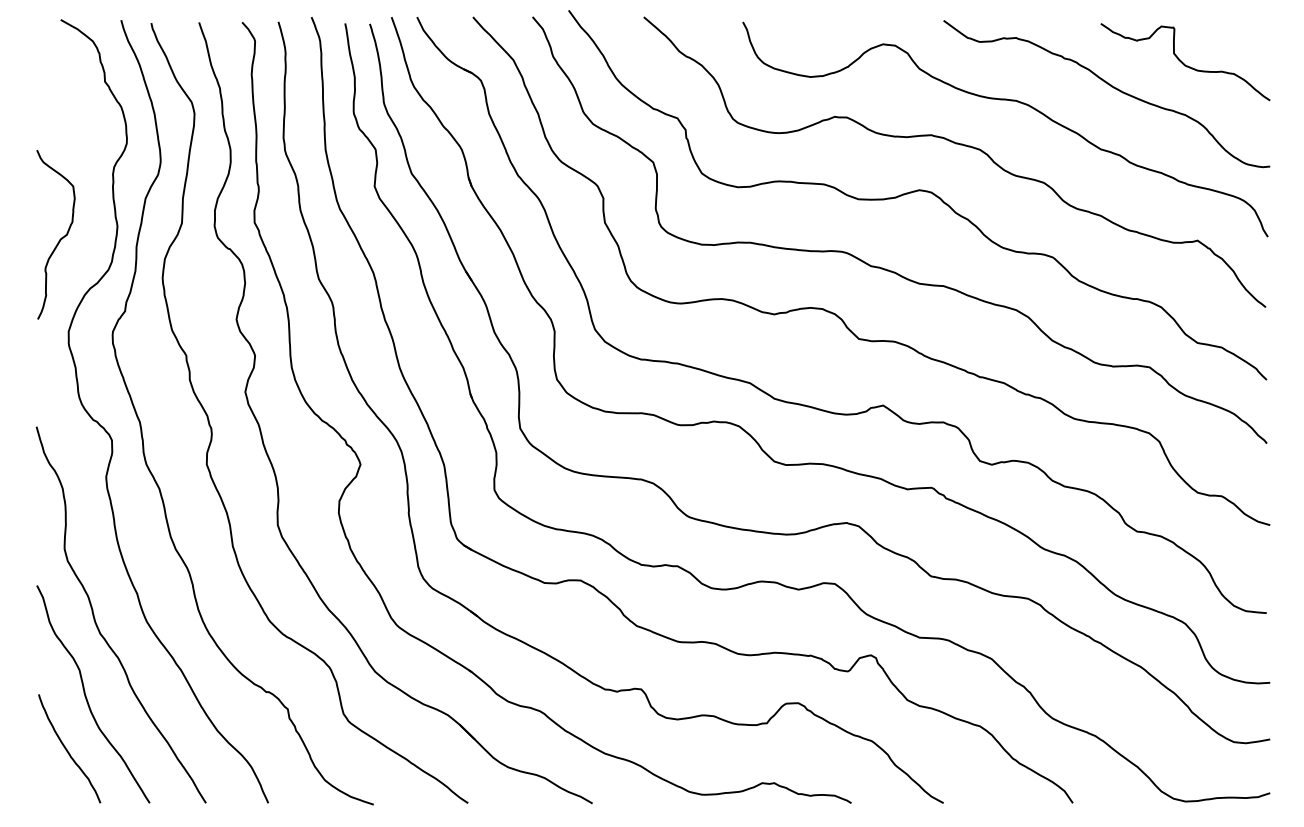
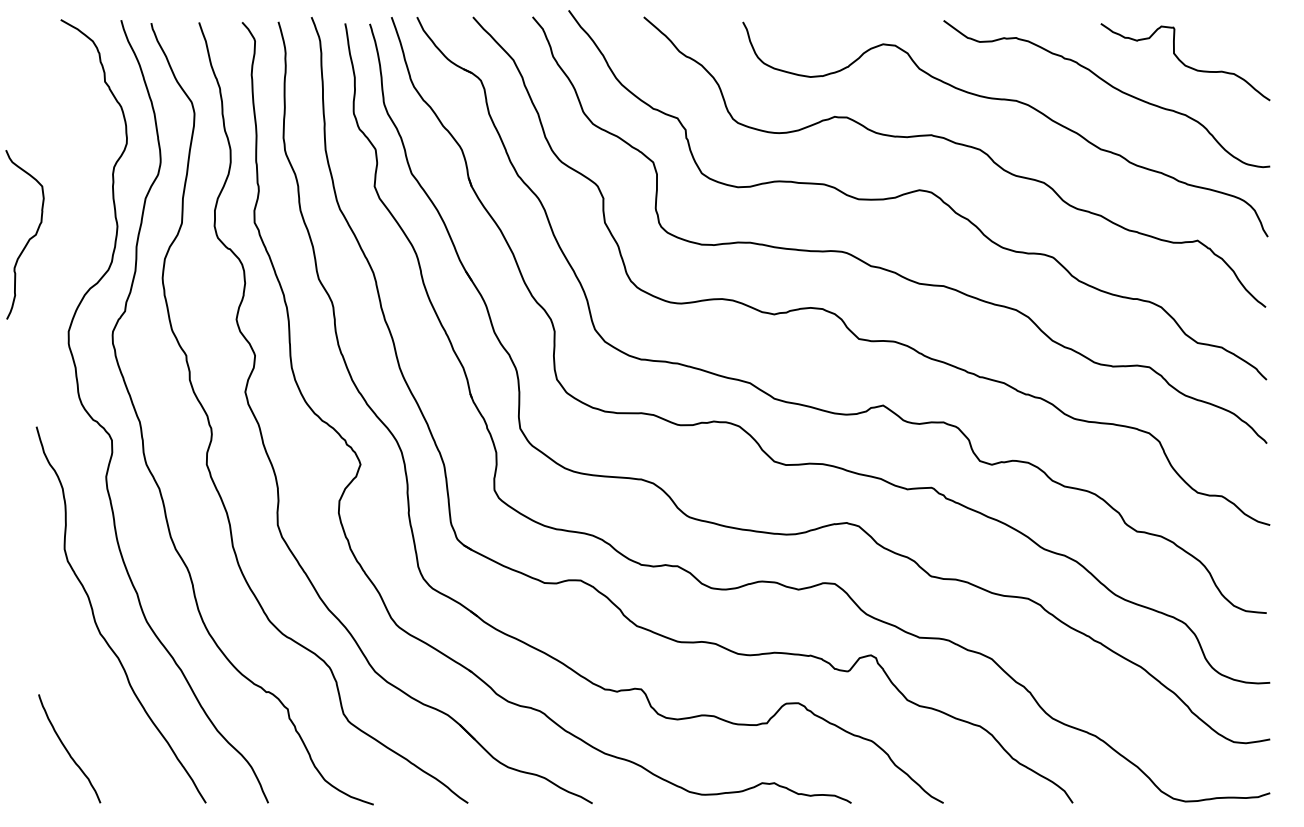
curve position: (60, 238) -> (29, 238) (29, 238)
curve: present -> none (86, 695)
